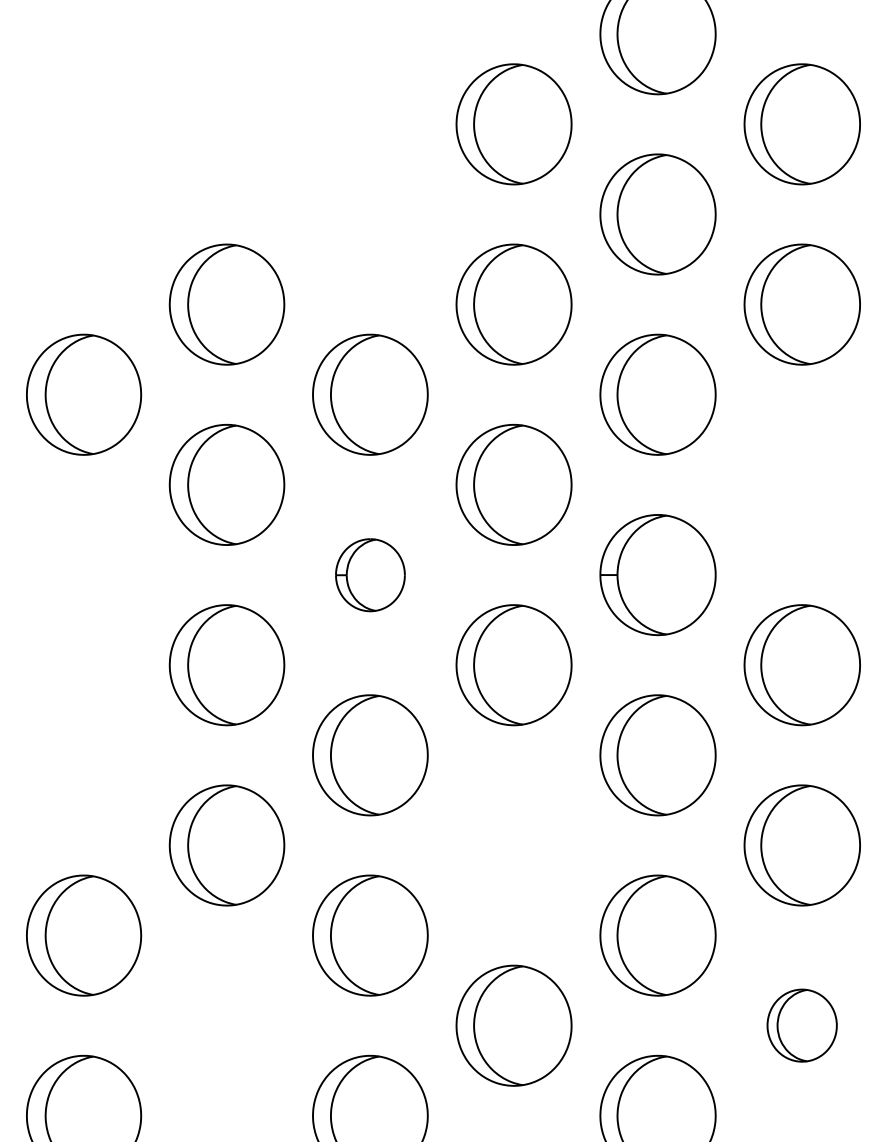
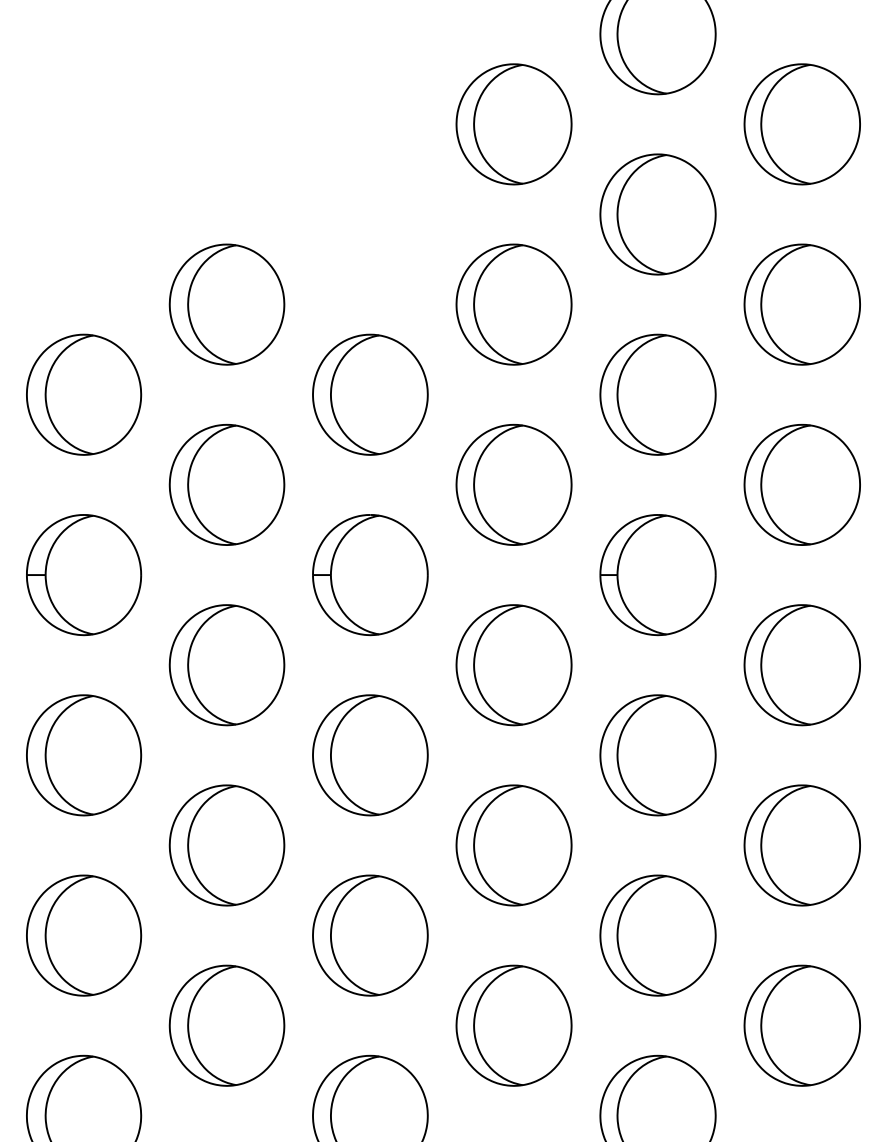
part: none -> present (801, 484)
part: none -> present (84, 575)
part size: 71x75 px -> 117x123 px (370, 575)
part: none -> present (84, 755)
part: none -> present (513, 845)
part: none -> present (226, 1025)
part size: 72x75 px -> 118x123 px (801, 1025)
